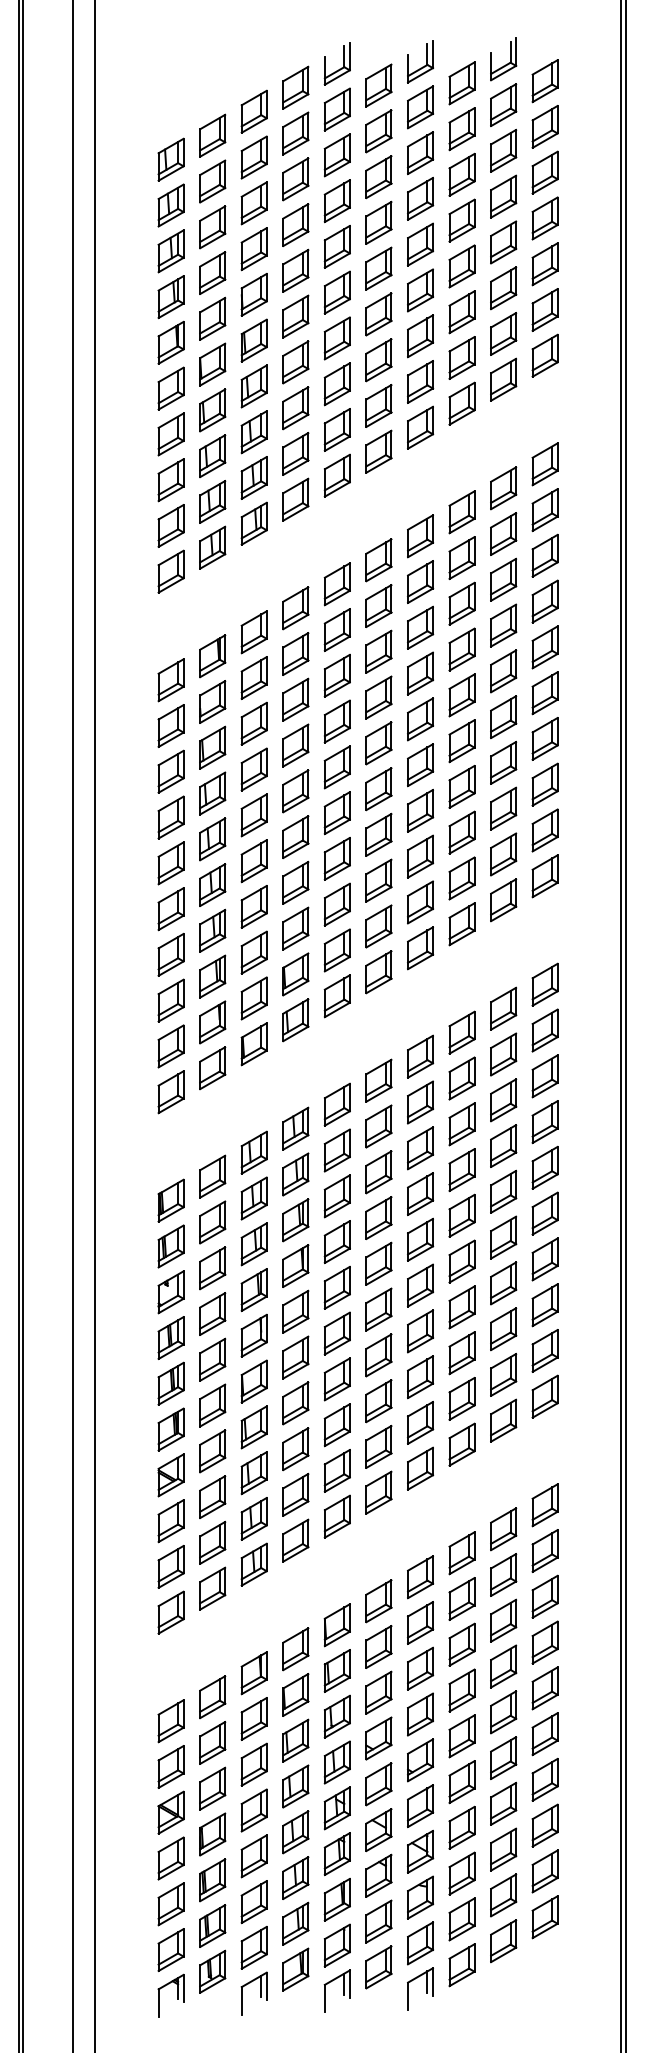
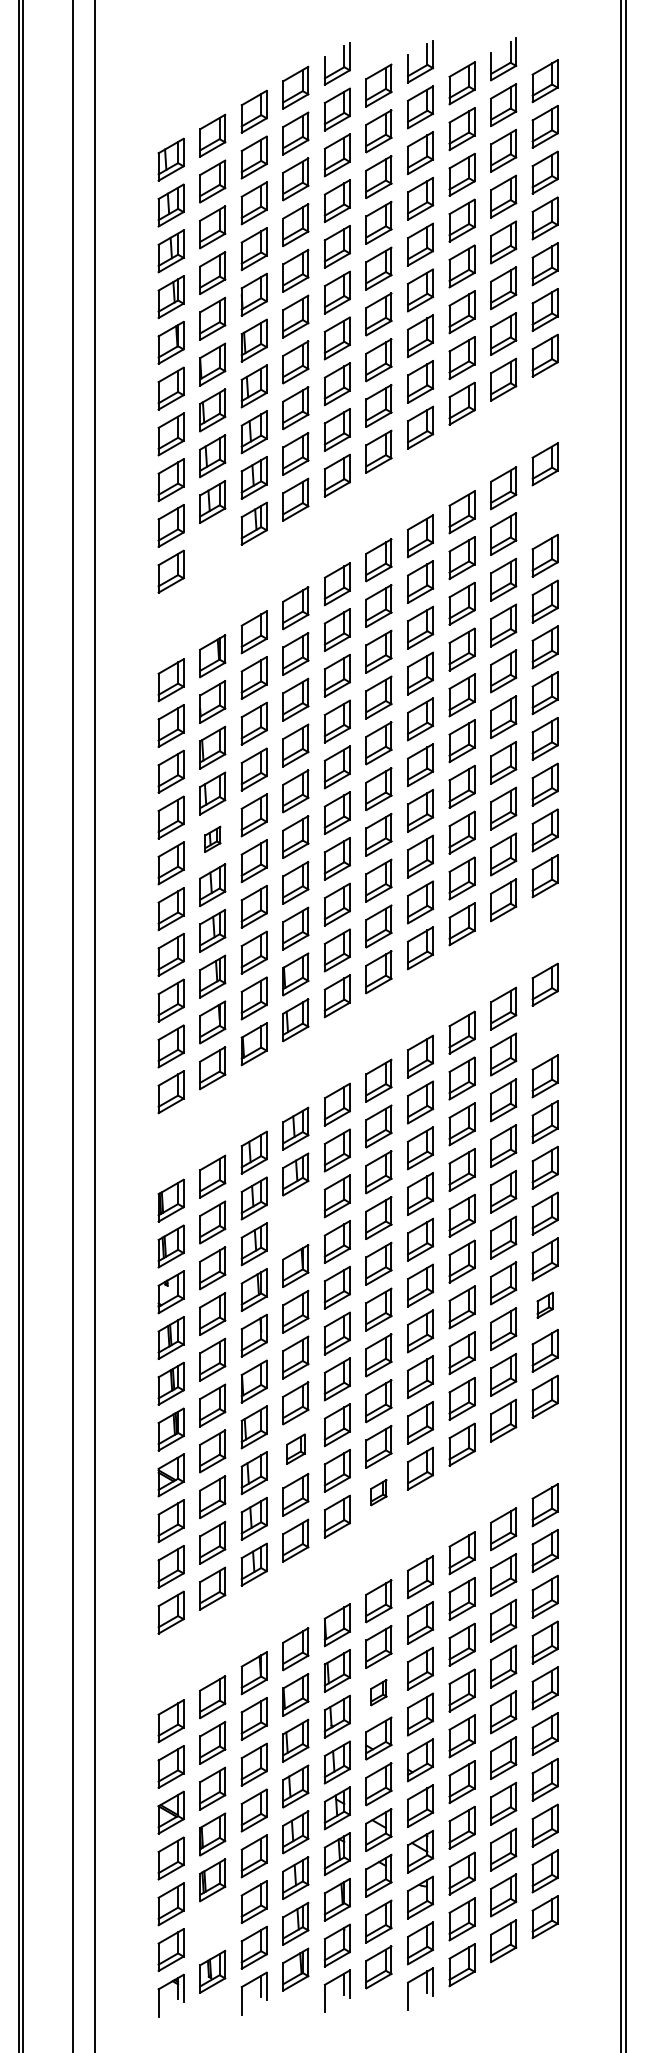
part: present -> none (544, 510)
part: present -> none (212, 547)
part size: 28x45 px -> 18x28 px (212, 838)
part: present -> none (544, 1030)
part: present -> none (295, 1220)
part size: 28x45 px -> 18x28 px (544, 1304)
part size: 28x45 px -> 20x32 px (295, 1448)
part size: 28x45 px -> 18x28 px (378, 1492)
part size: 28x45 px -> 18x28 px (378, 1692)
part: present -> none (212, 1925)
